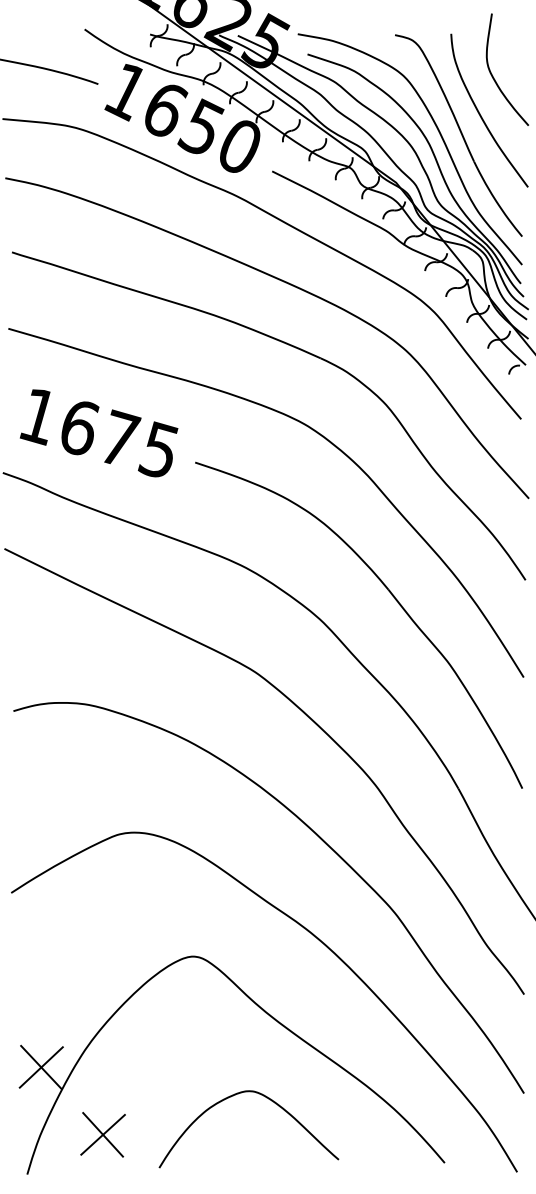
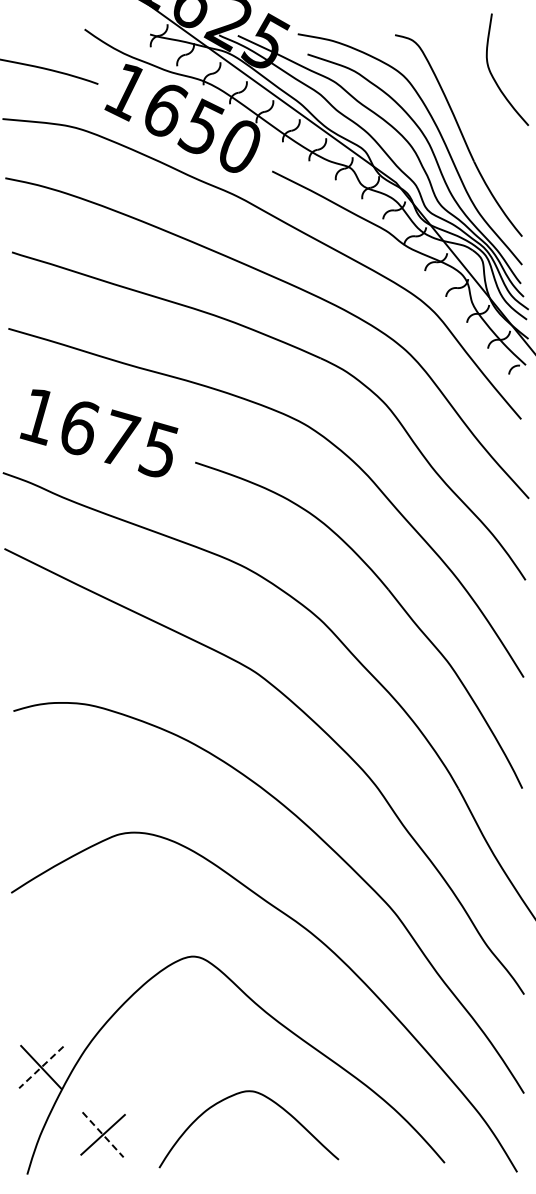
curve: present -> none (481, 115)
line: solid -> dashed (41, 1067)
line: solid -> dashed (103, 1134)
